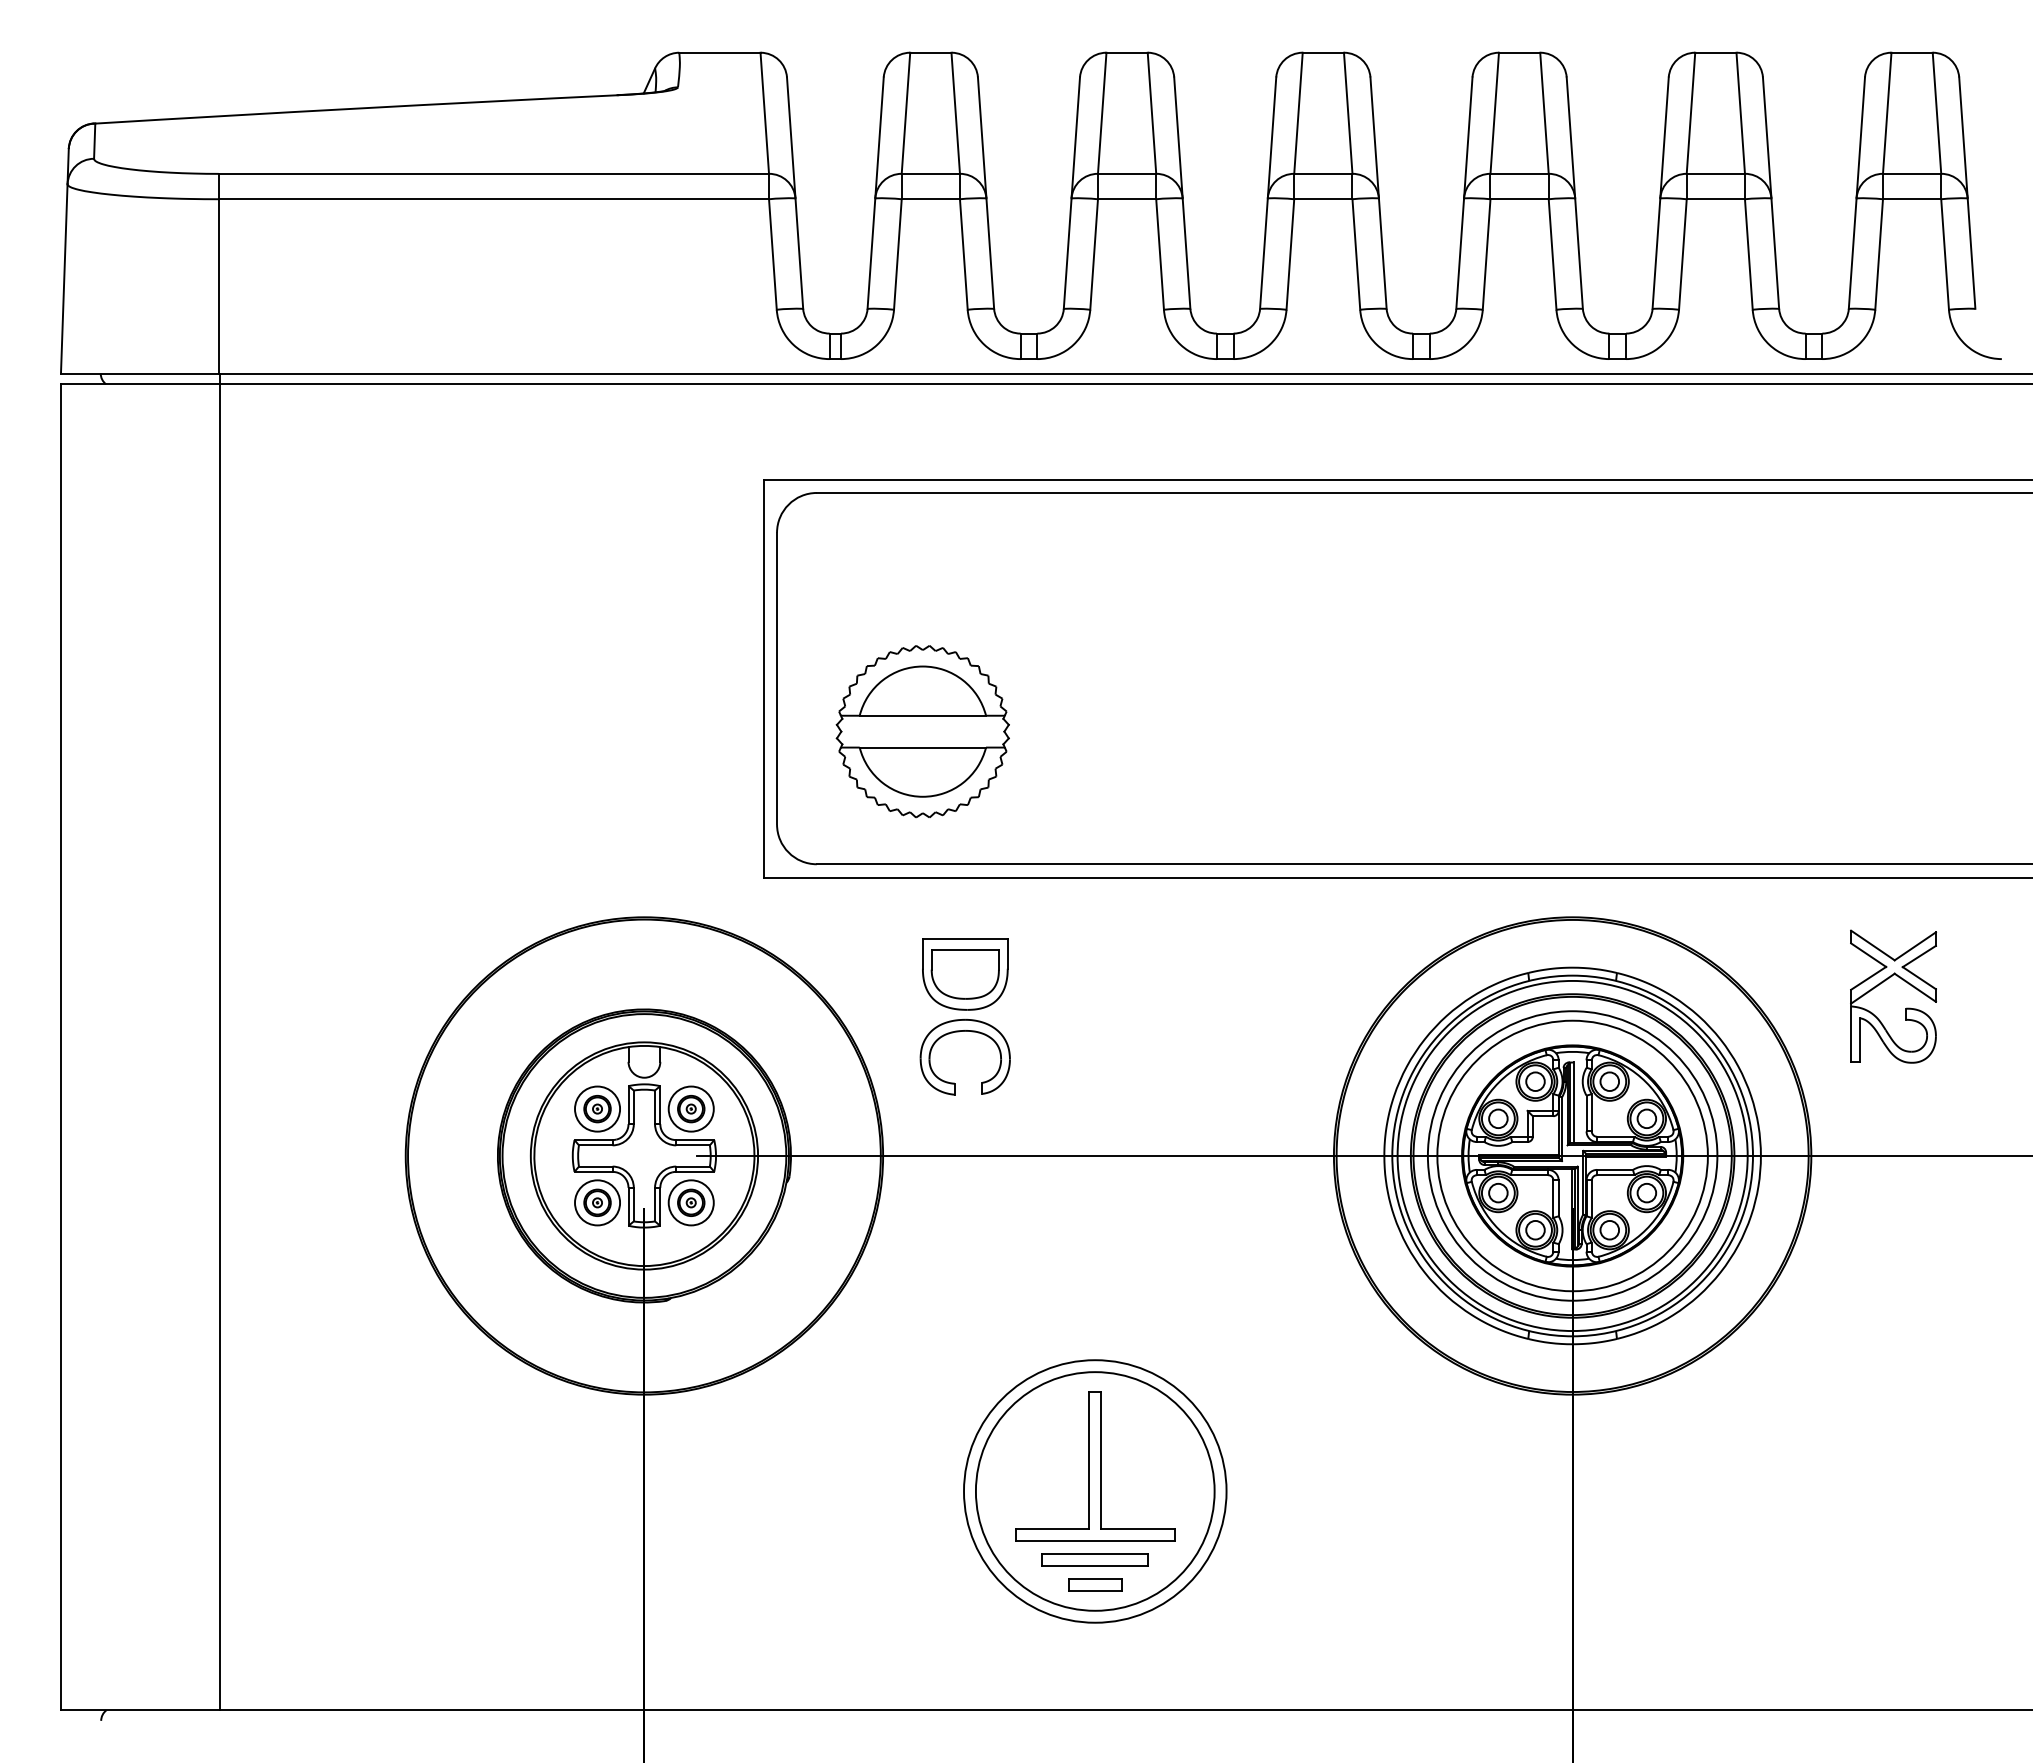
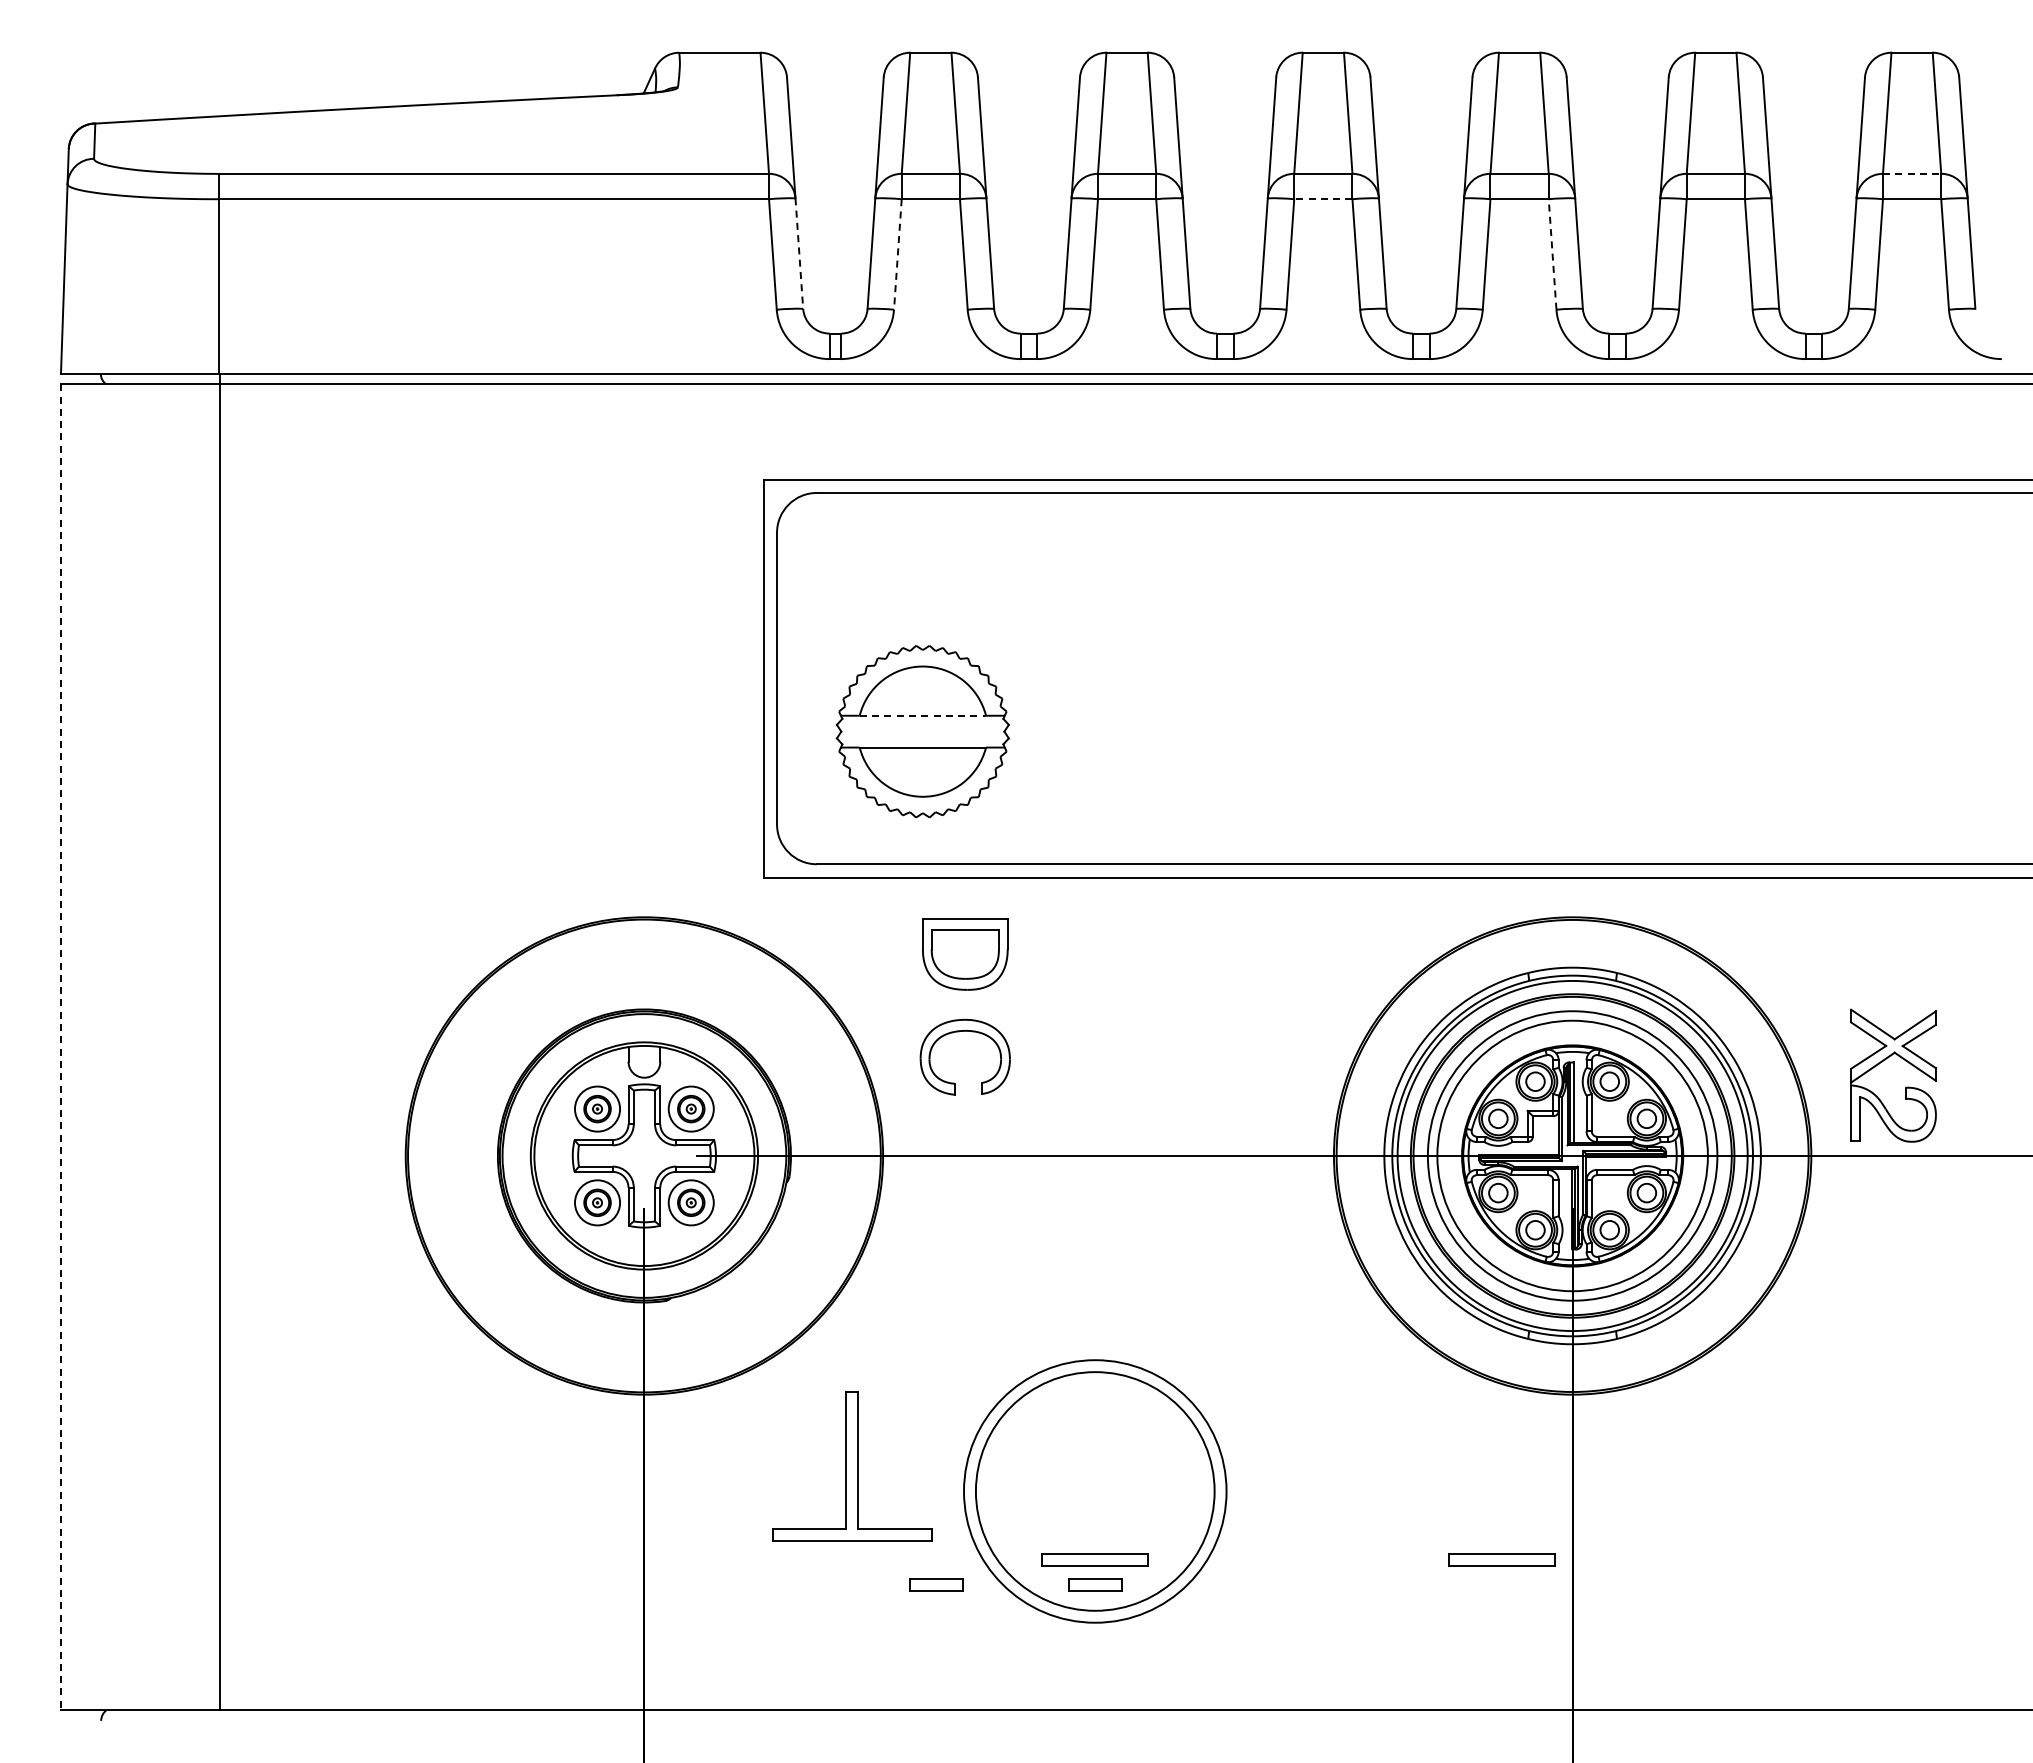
line: solid -> dashed (1912, 173)
line: solid -> dashed (1322, 199)
line: solid -> dashed (1552, 253)
line: solid -> dashed (799, 254)
line: solid -> dashed (897, 254)
line: solid -> dashed (923, 715)
part position: (965, 974) -> (965, 954) (965, 954)
part position: (1905, 1008) -> (1905, 1087) (1905, 1087)
line: solid -> dashed (60, 1047)
part position: (1095, 1466) -> (852, 1466) (852, 1466)
part: none -> present (1501, 1559)
part: none -> present (936, 1584)
